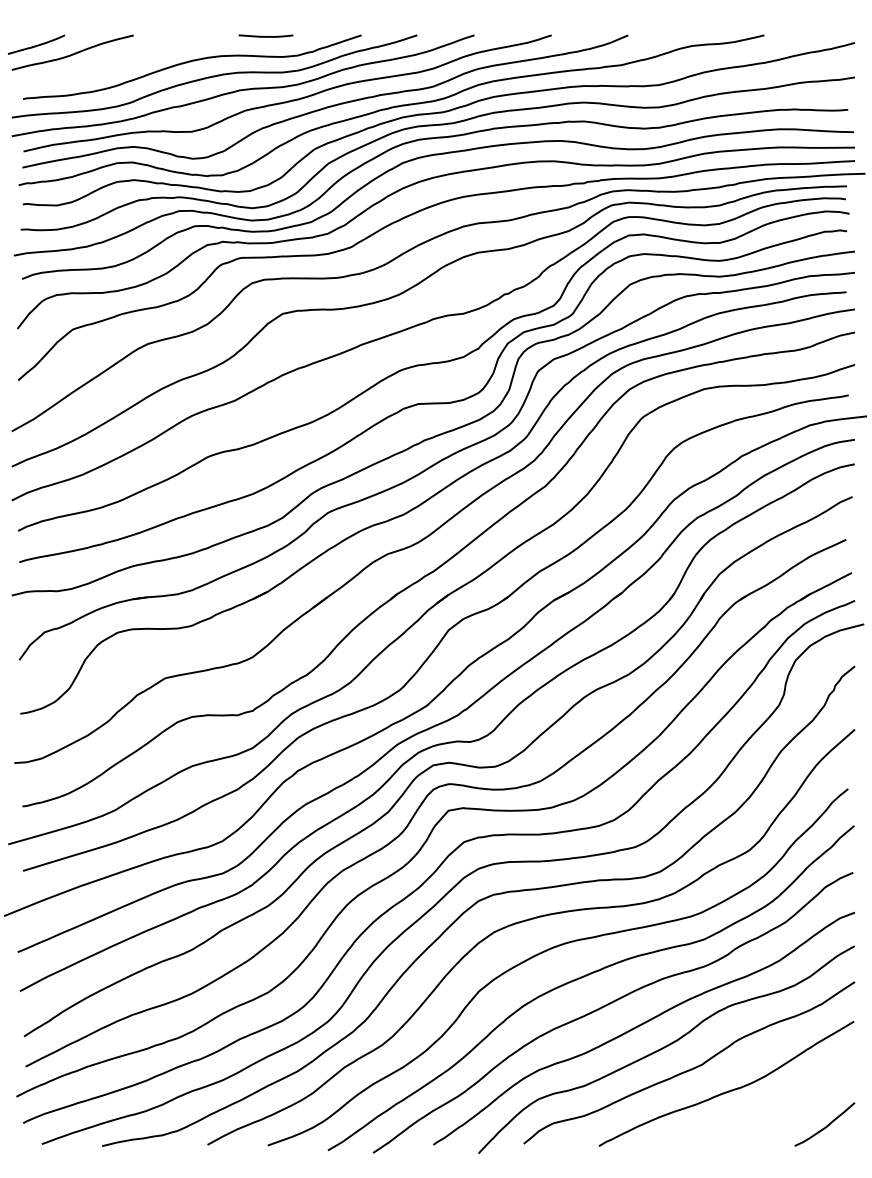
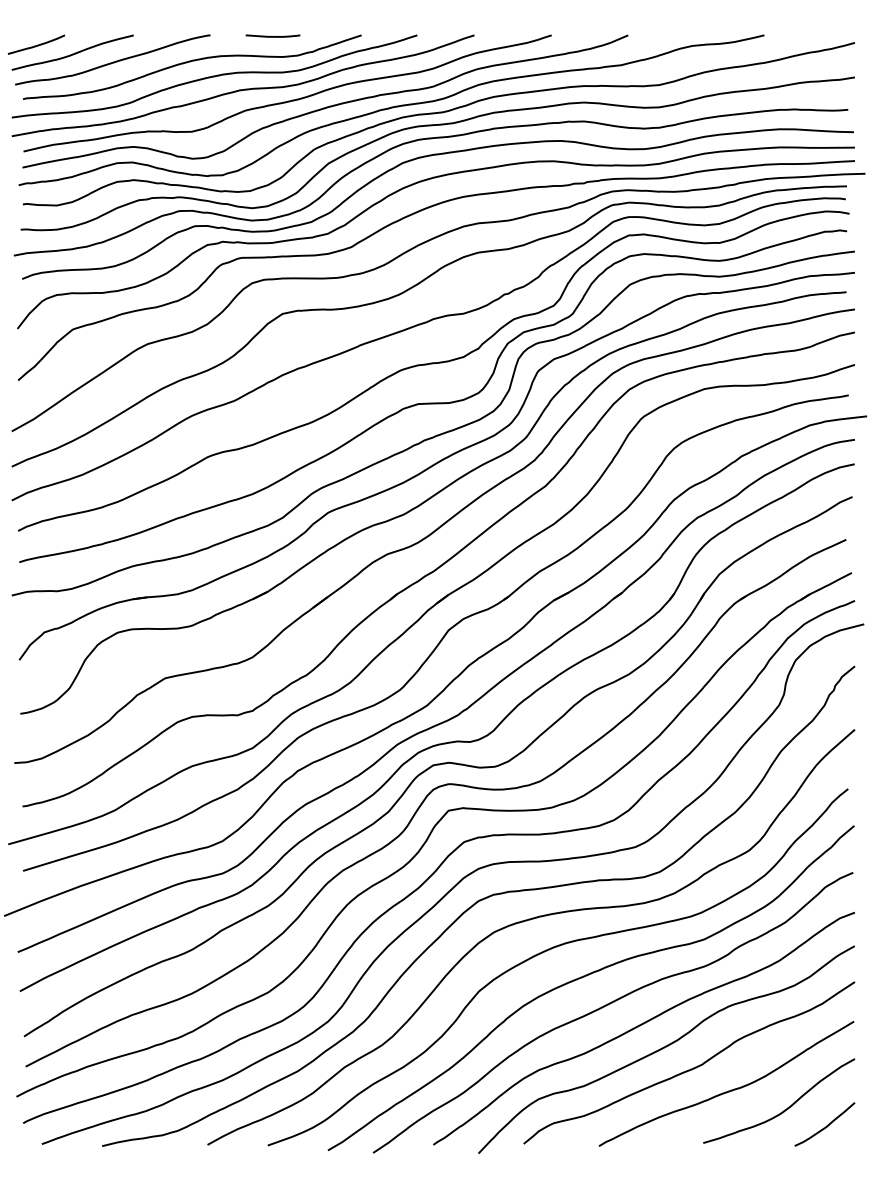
line position: (265, 36) -> (272, 36) (272, 36)
curve: none -> present (112, 61)
curve: none -> present (784, 1109)
